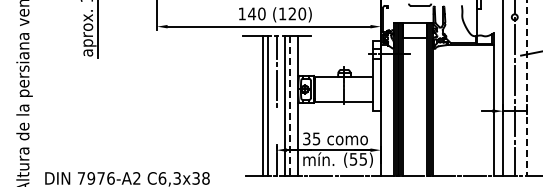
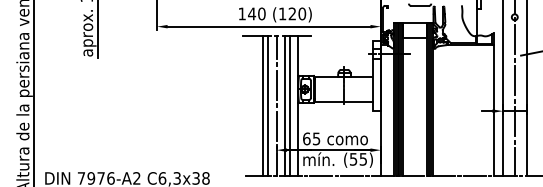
line: dashed -> solid (526, 88)
line: none -> present (33, 92)
line: dashed -> solid (290, 105)
line: none -> present (276, 125)
text: 35 -> 65 (306, 138)
